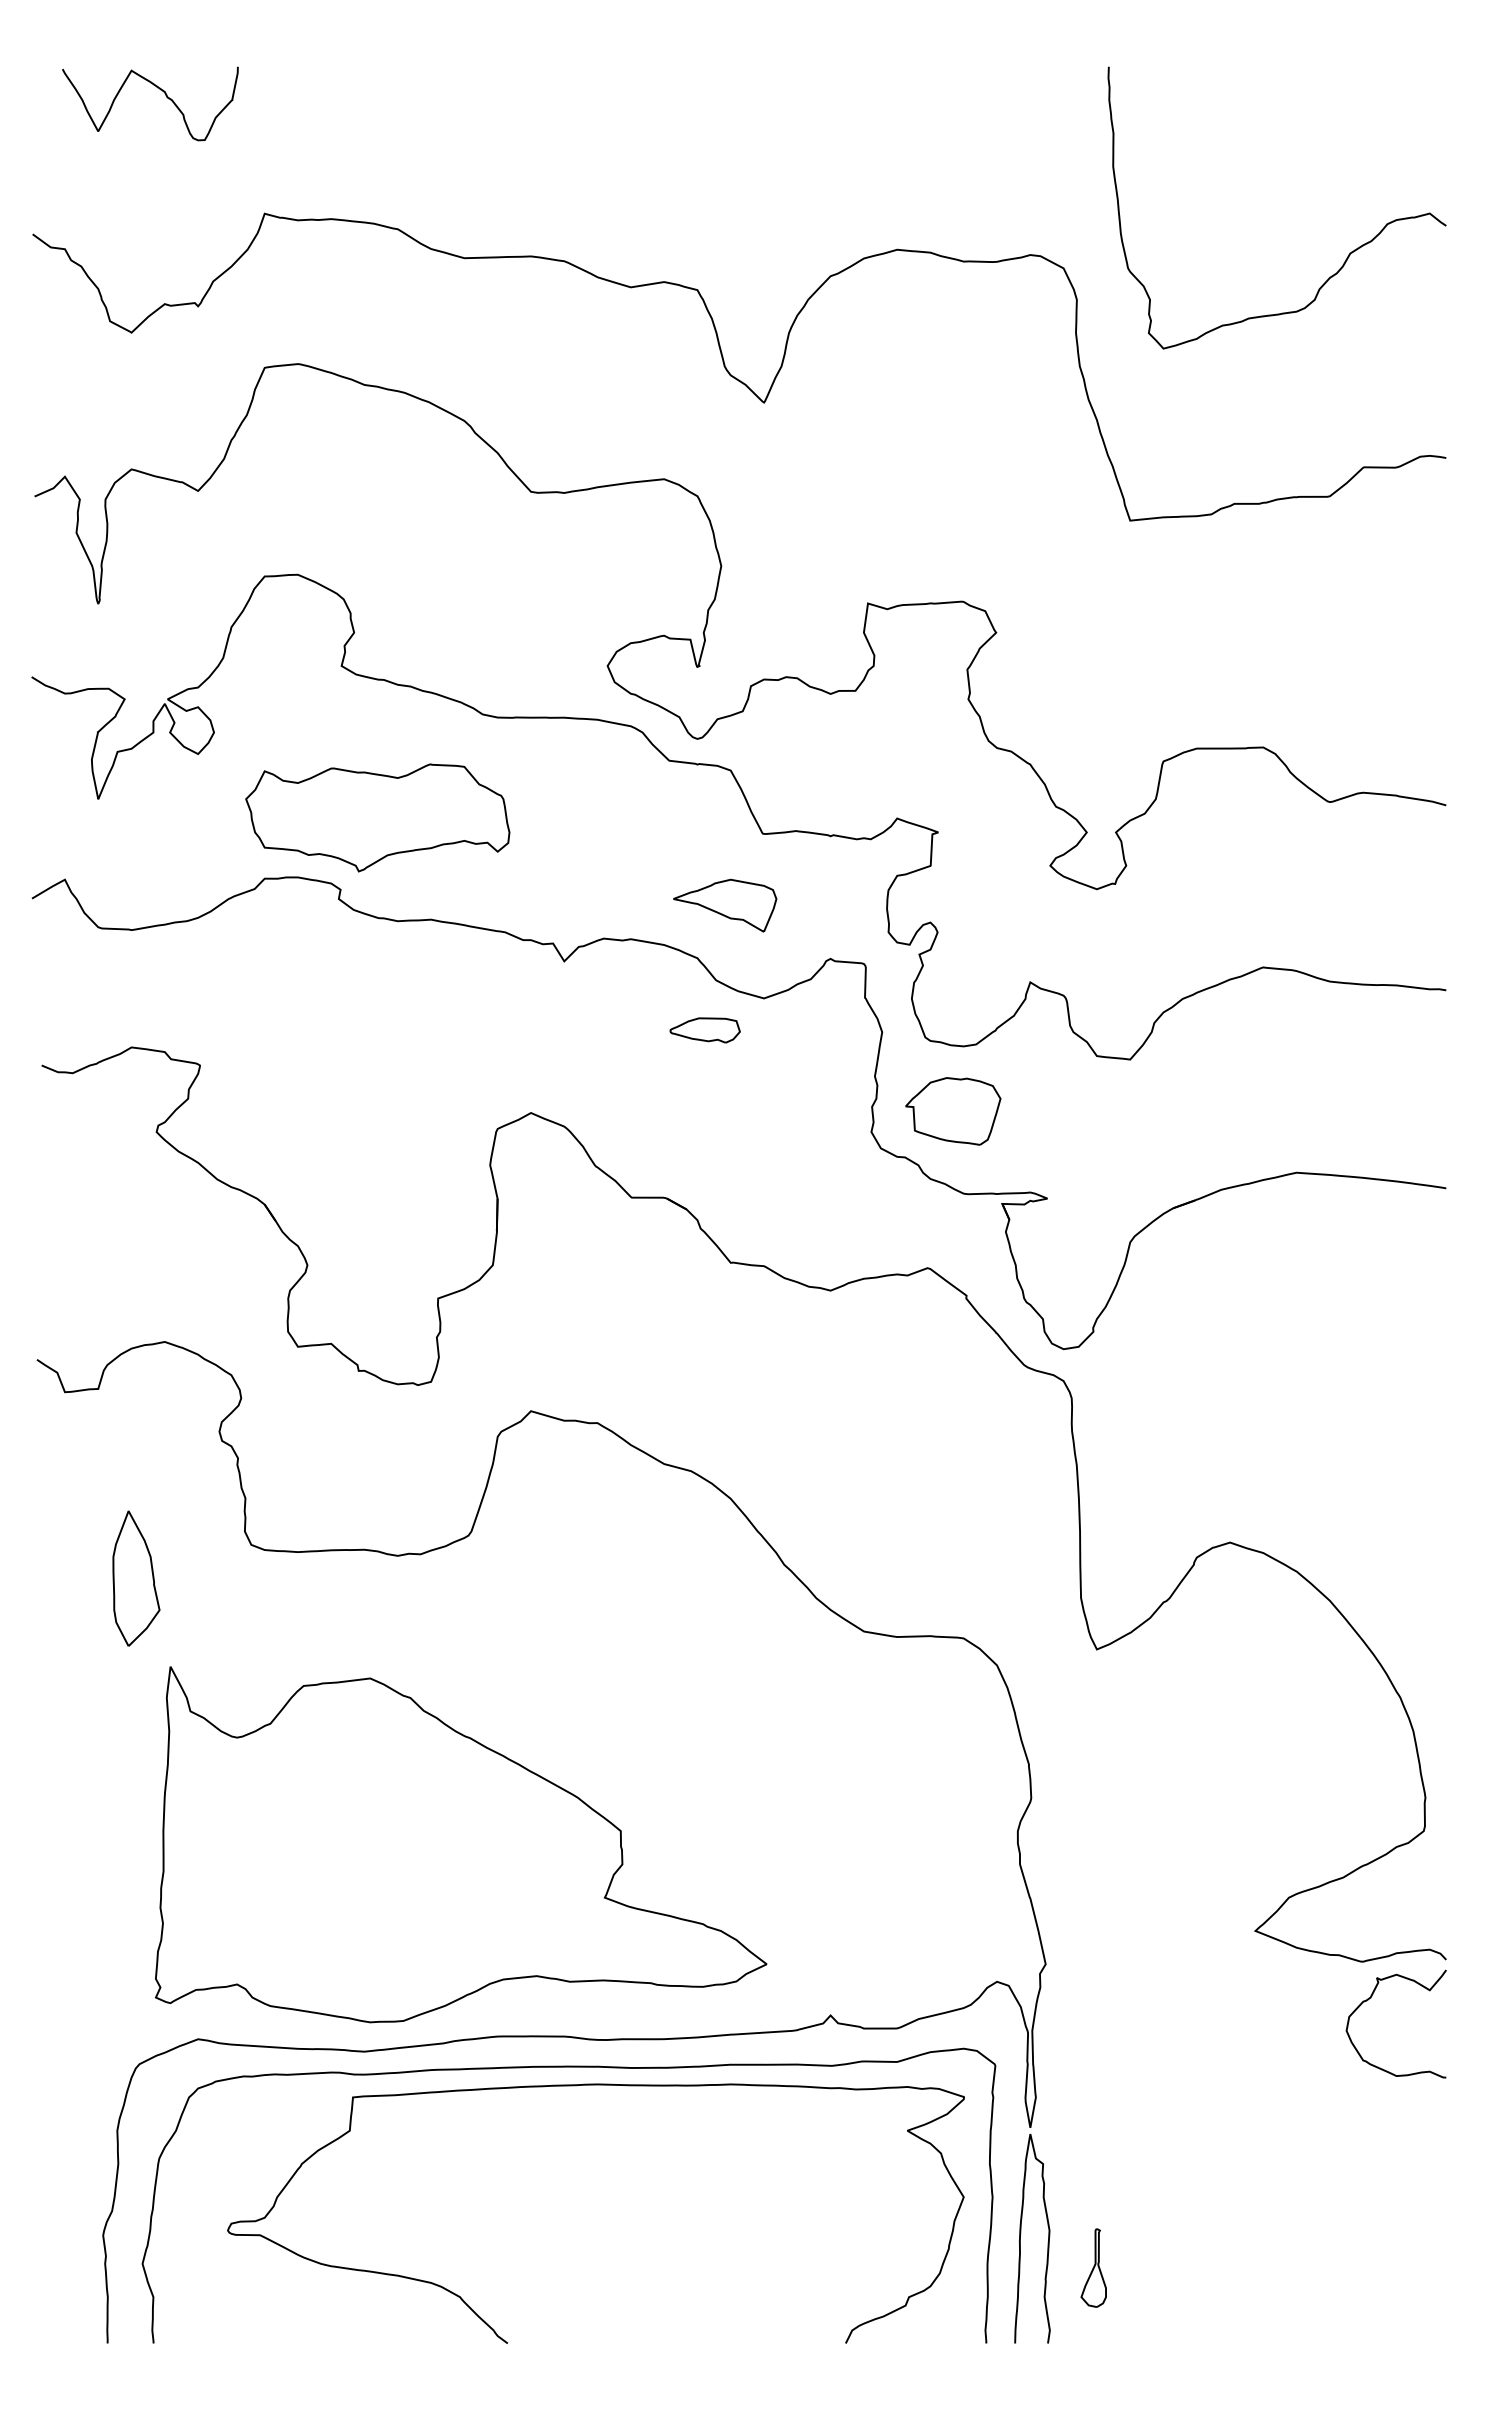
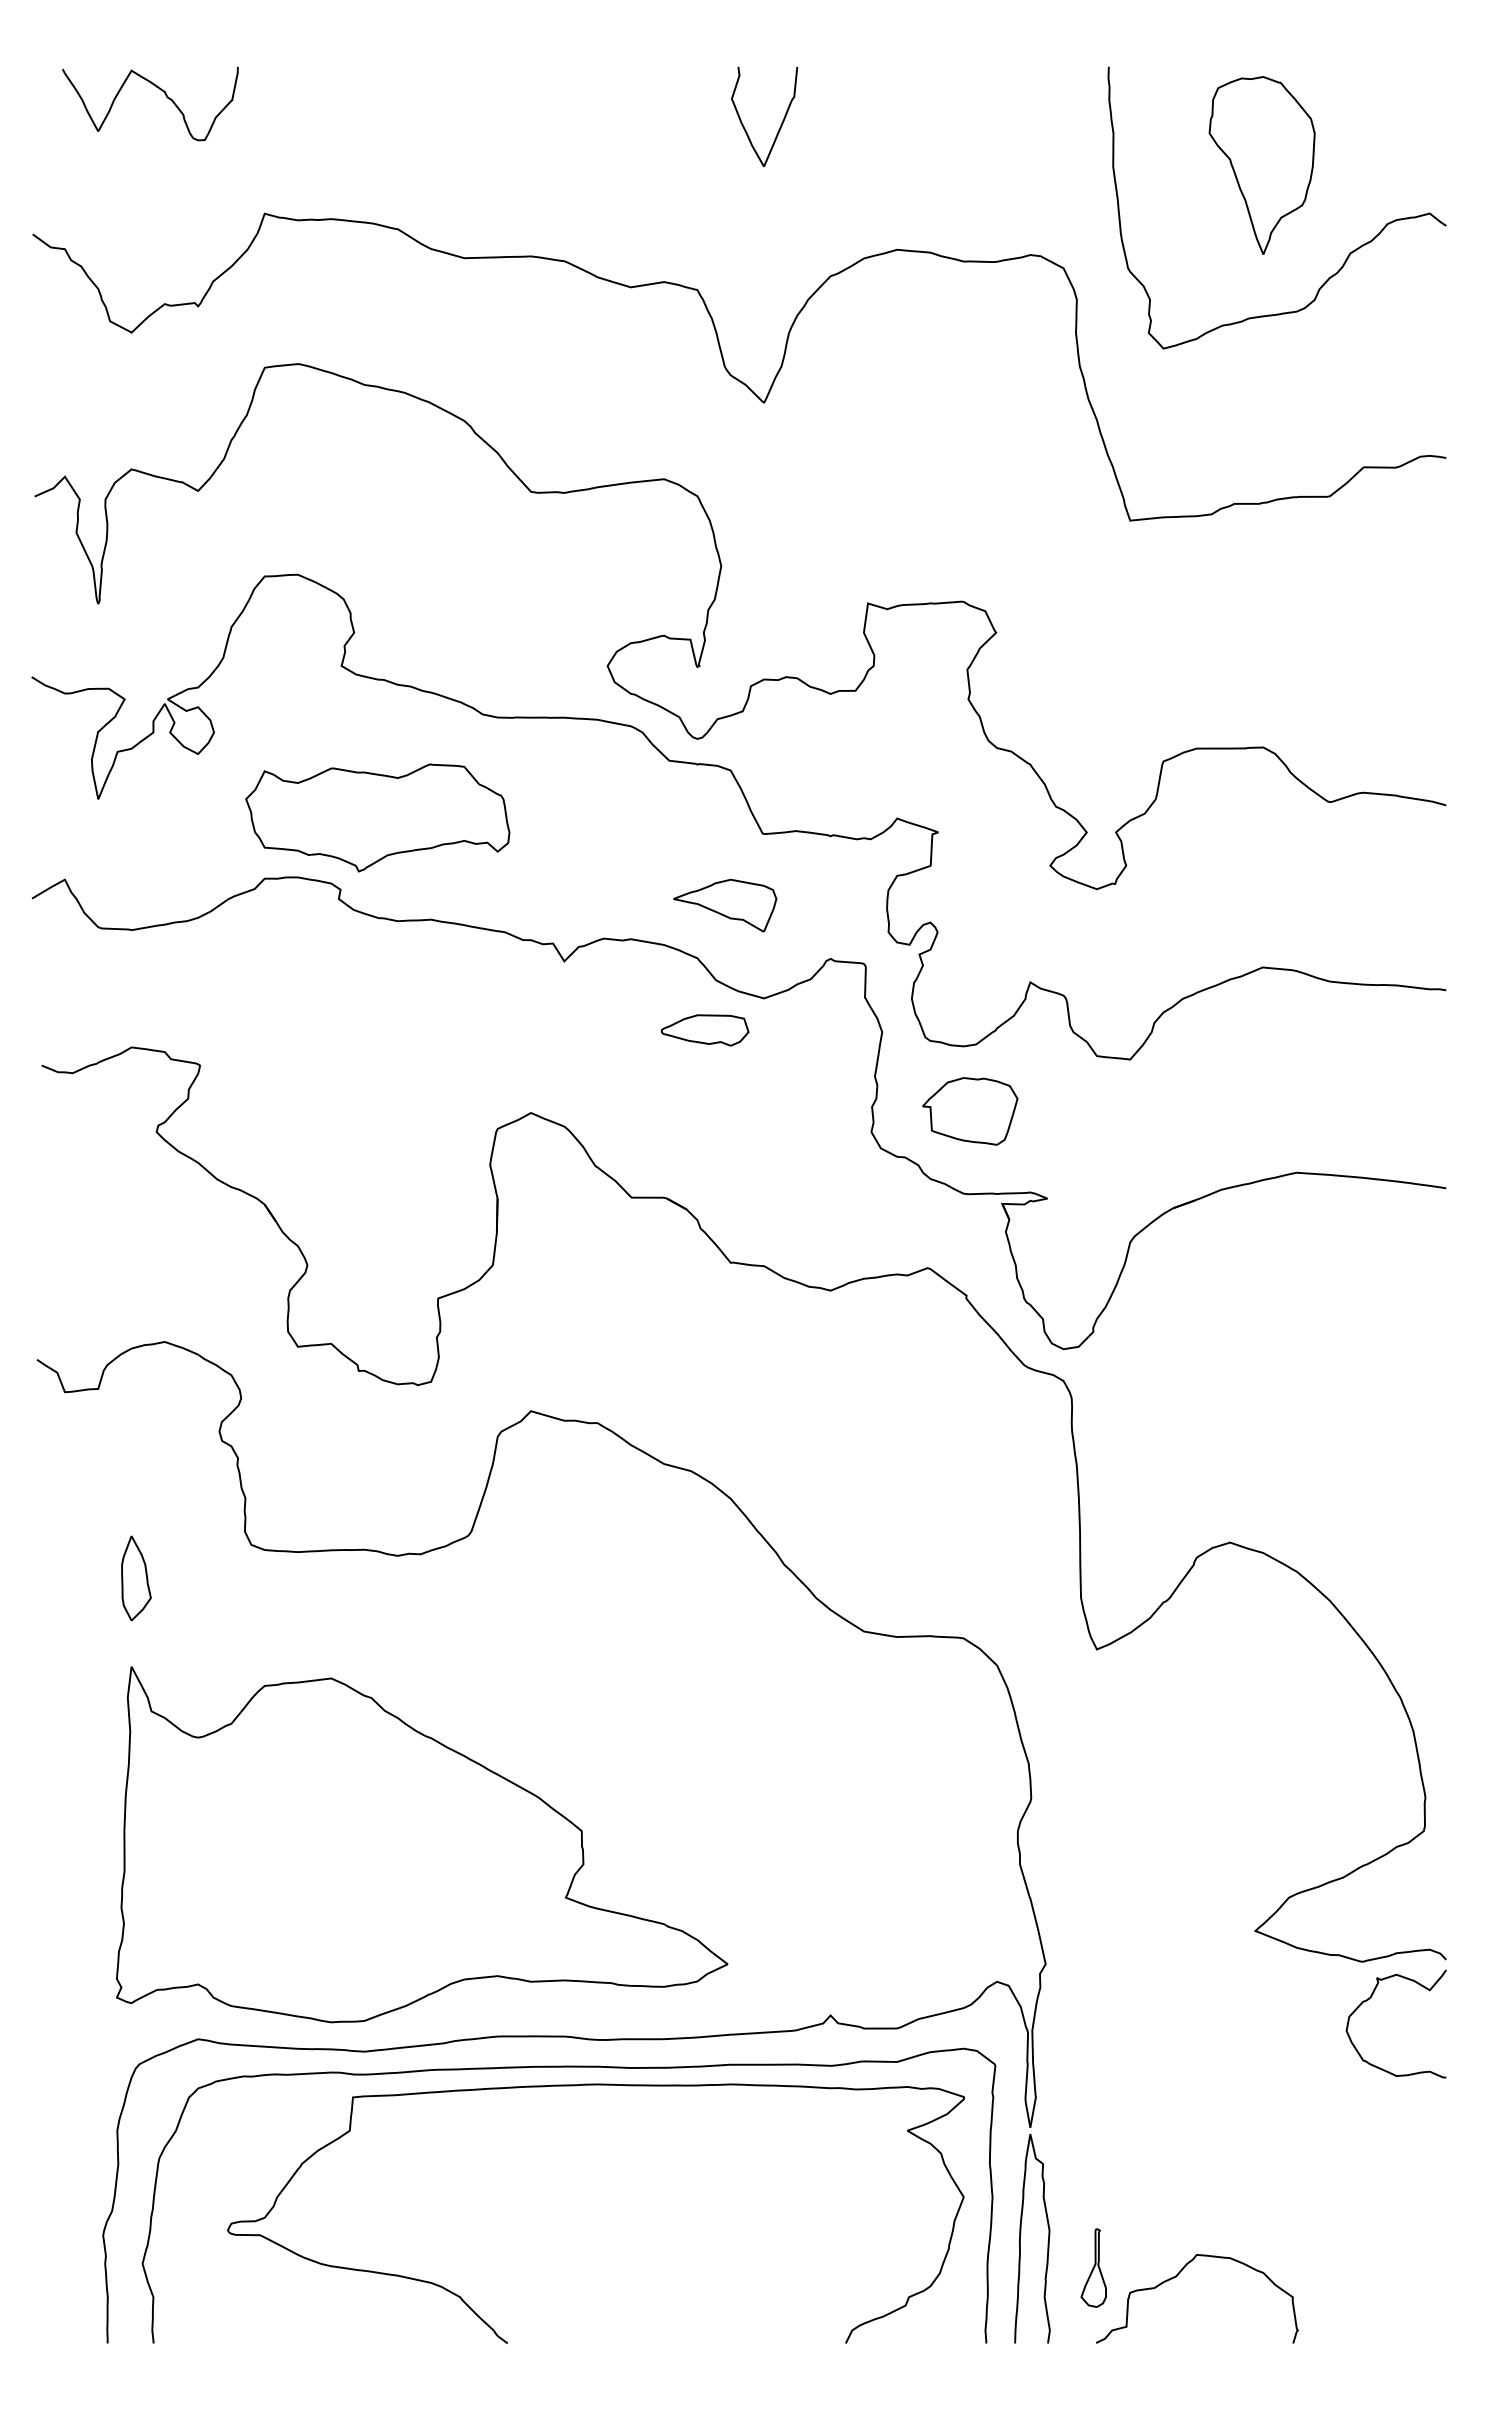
curve: none -> present (781, 122)
part: none -> present (1261, 165)
part size: 72x27 px -> 89x33 px (705, 1030)
part position: (953, 1111) -> (970, 1111) (970, 1111)
part size: 49x137 px -> 31x86 px (136, 1577)
part position: (461, 1844) -> (422, 1844) (422, 1844)
curve: none -> present (1176, 2277)
